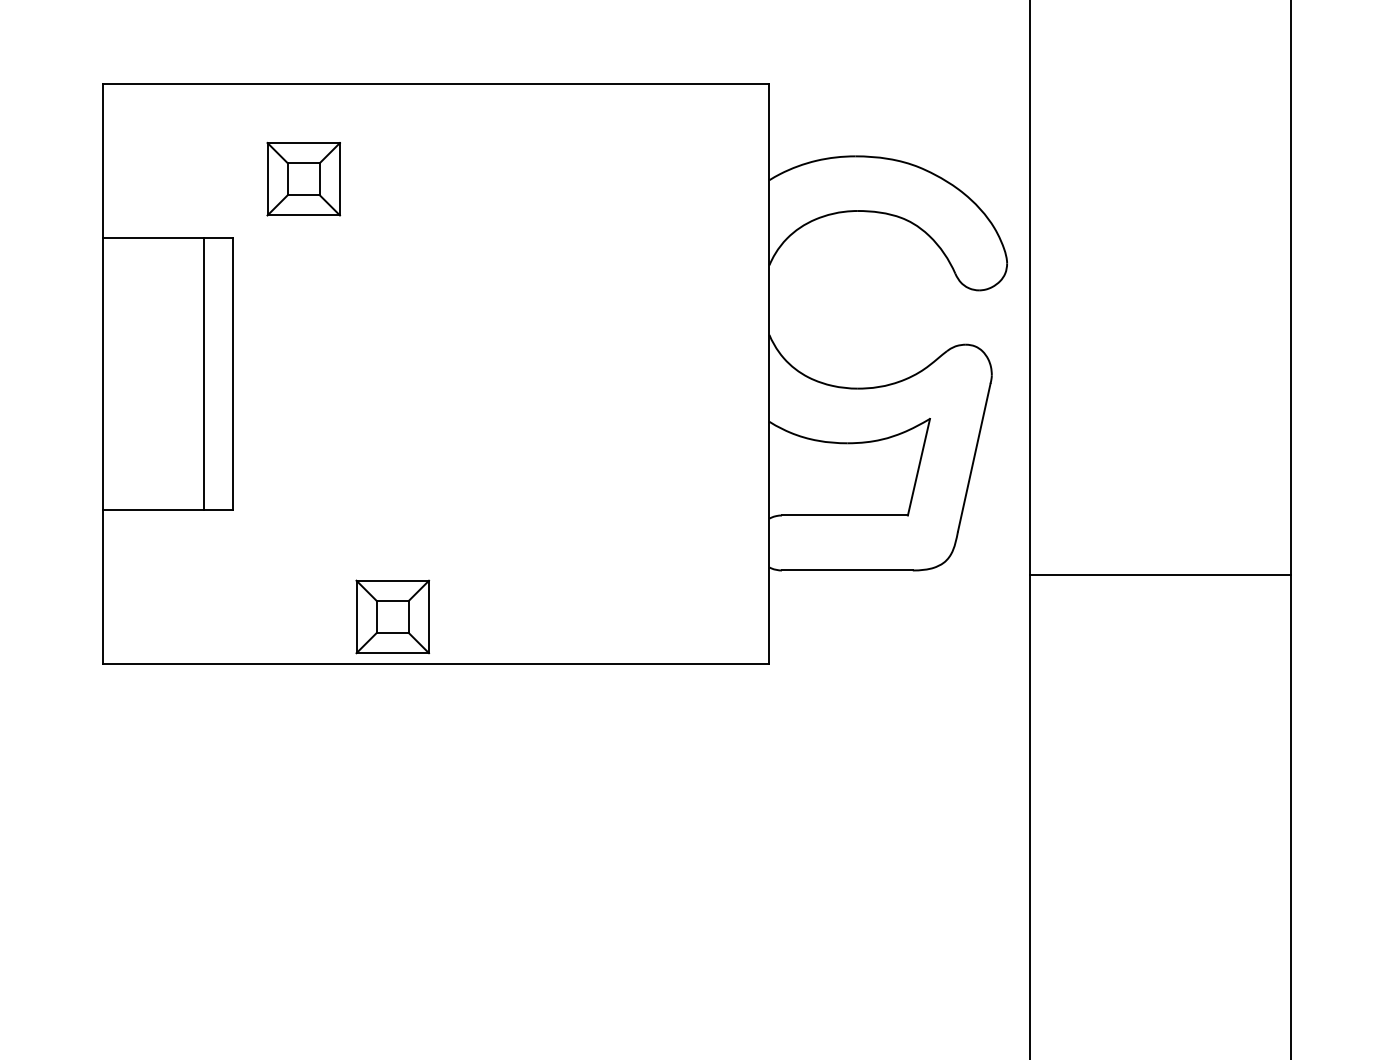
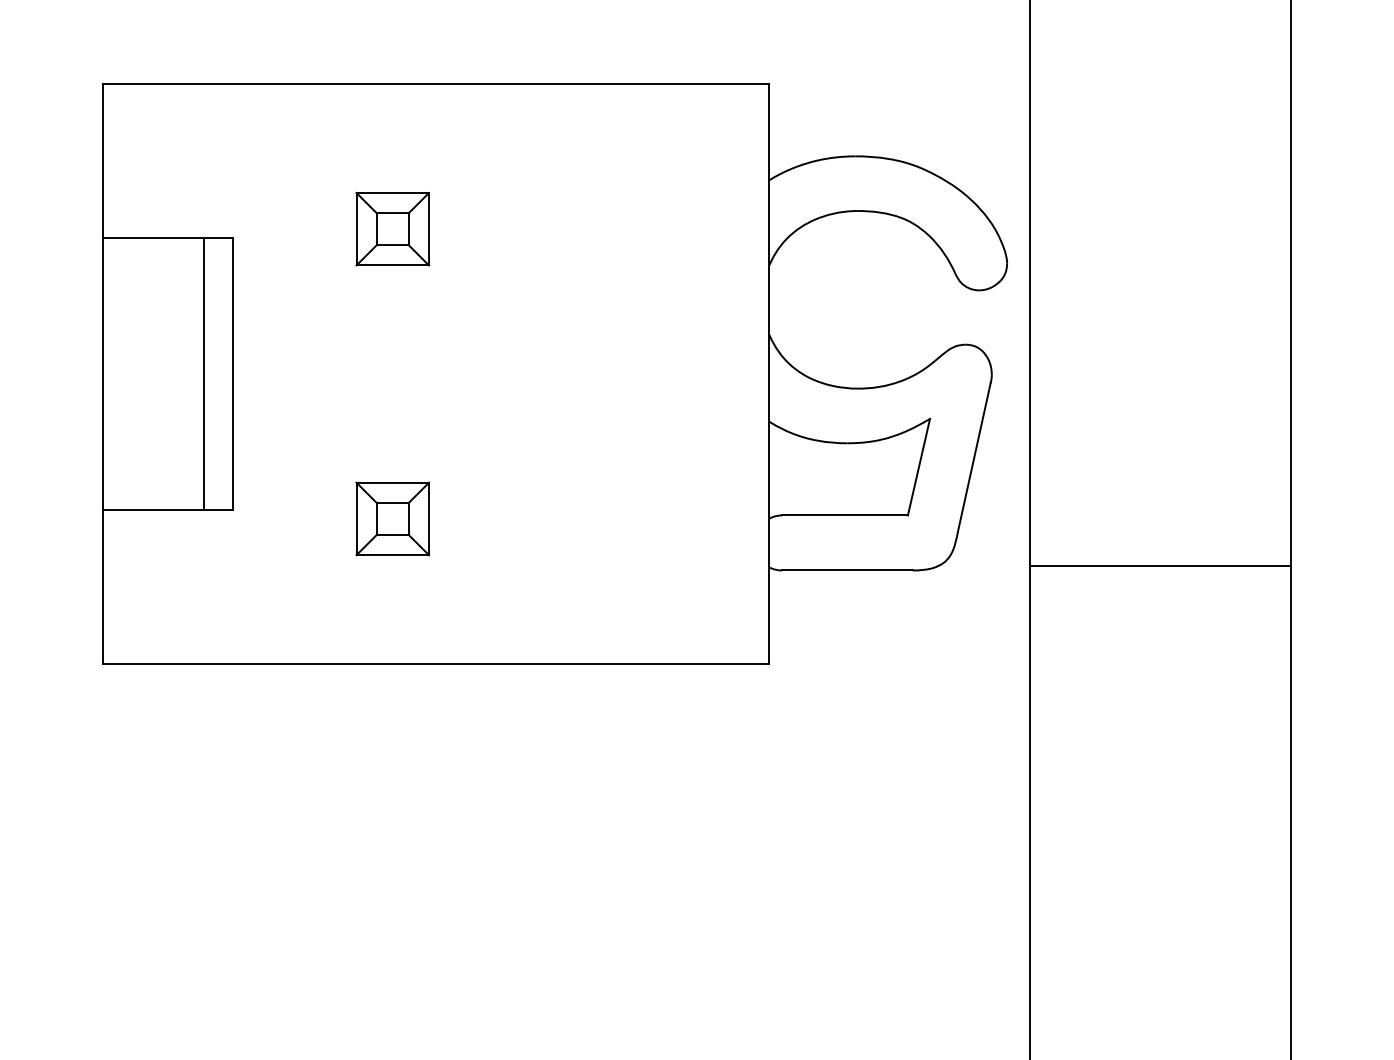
part position: (303, 178) -> (392, 228) (392, 228)
line position: (1160, 575) -> (1160, 566) (1160, 566)
part position: (392, 616) -> (392, 518) (392, 518)
